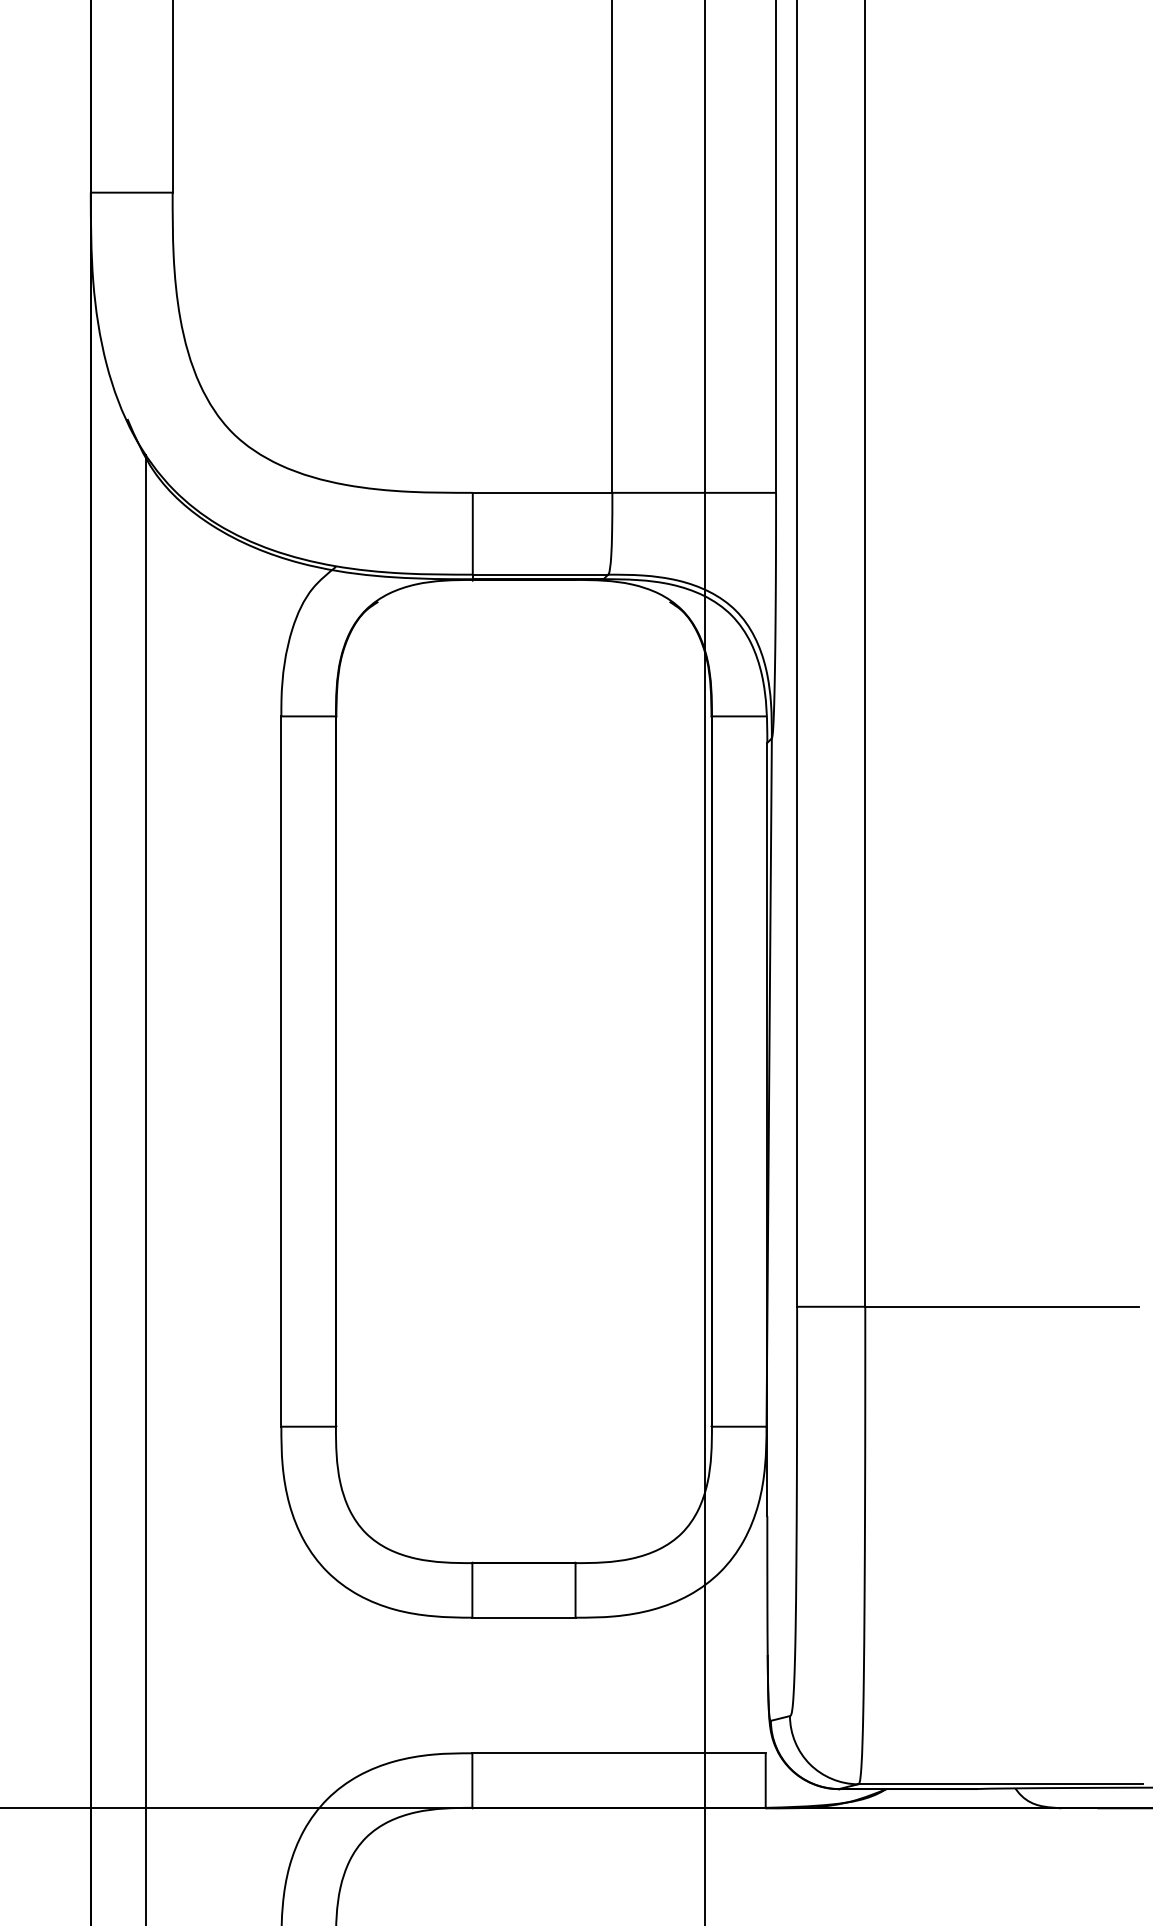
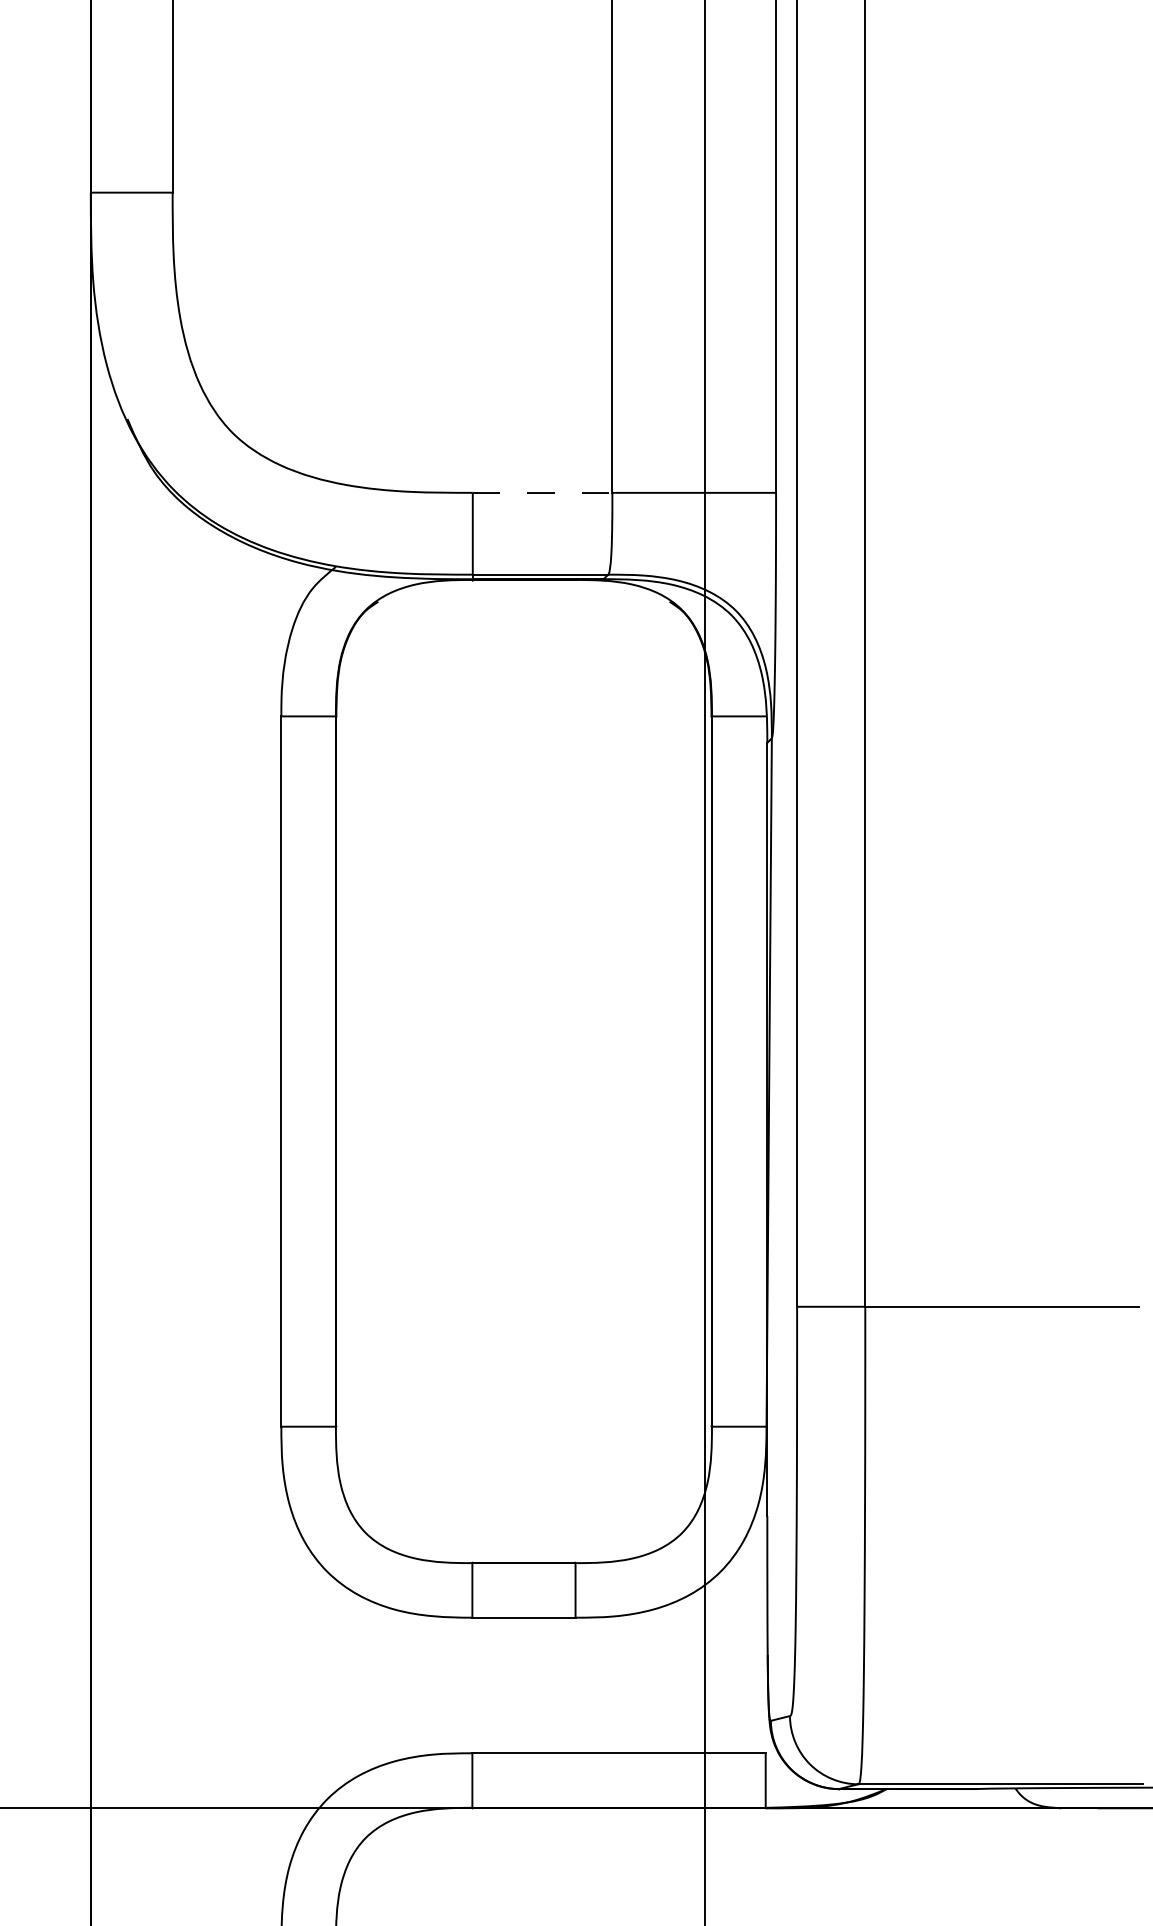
line: solid -> dashed (542, 492)
line: present -> none (145, 1188)
